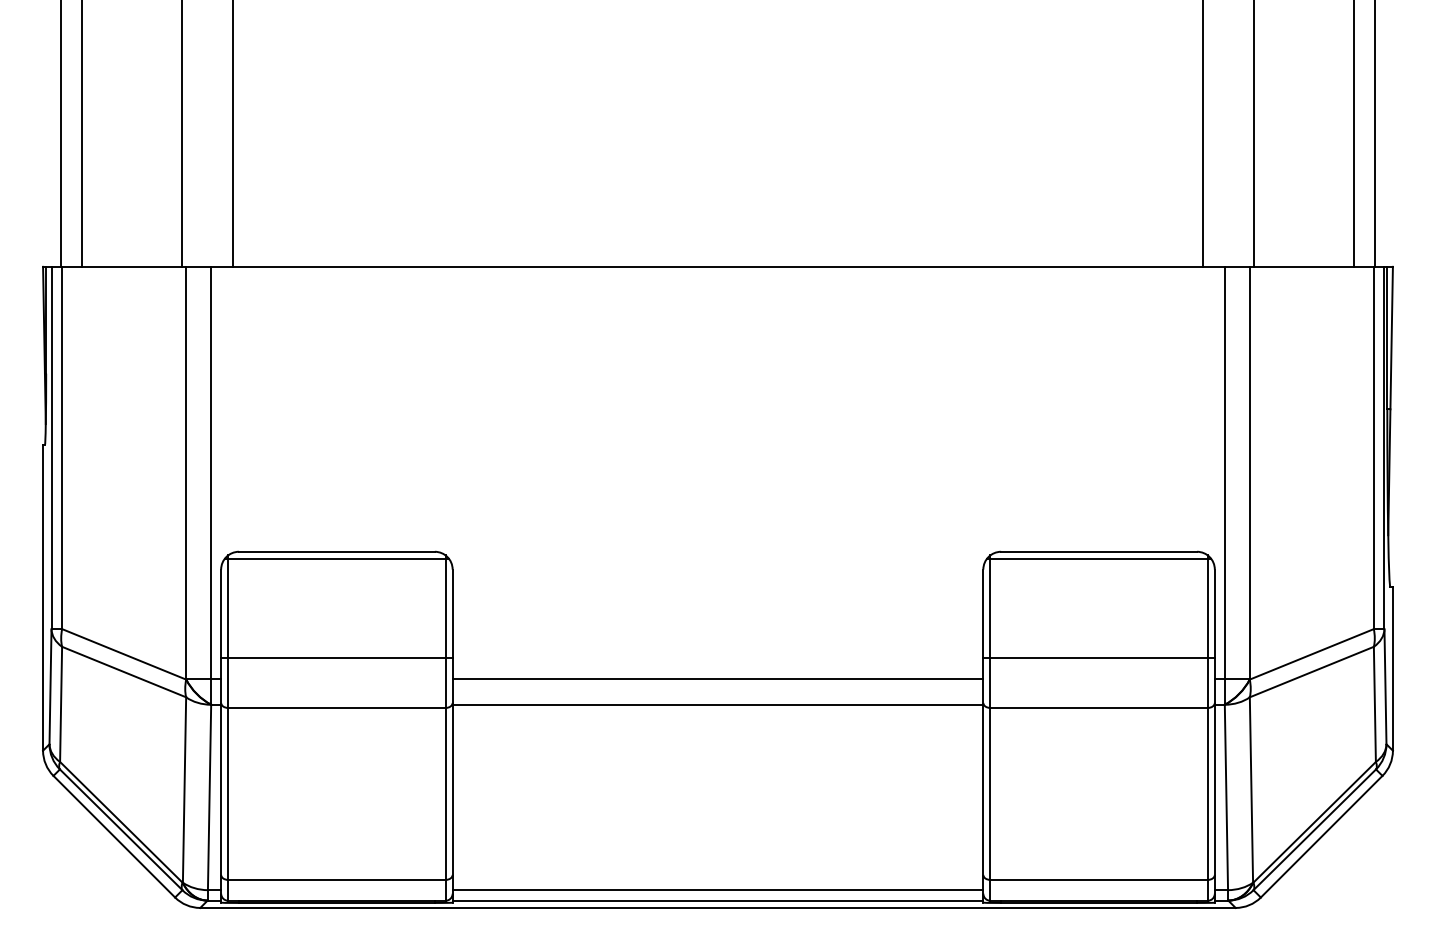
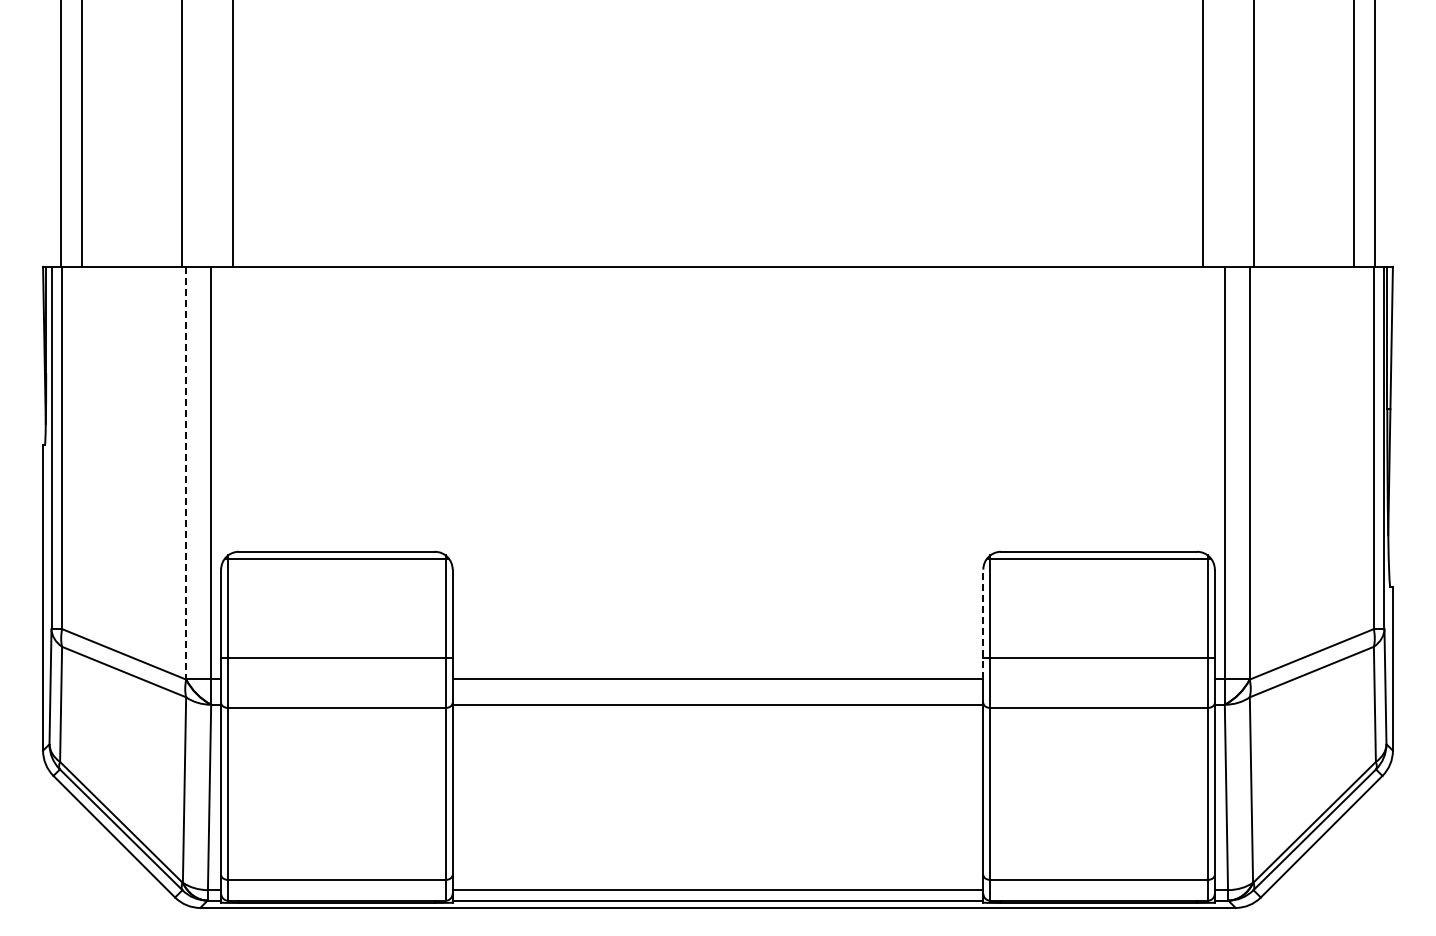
line: solid -> dashed (186, 473)
line: solid -> dashed (983, 624)
